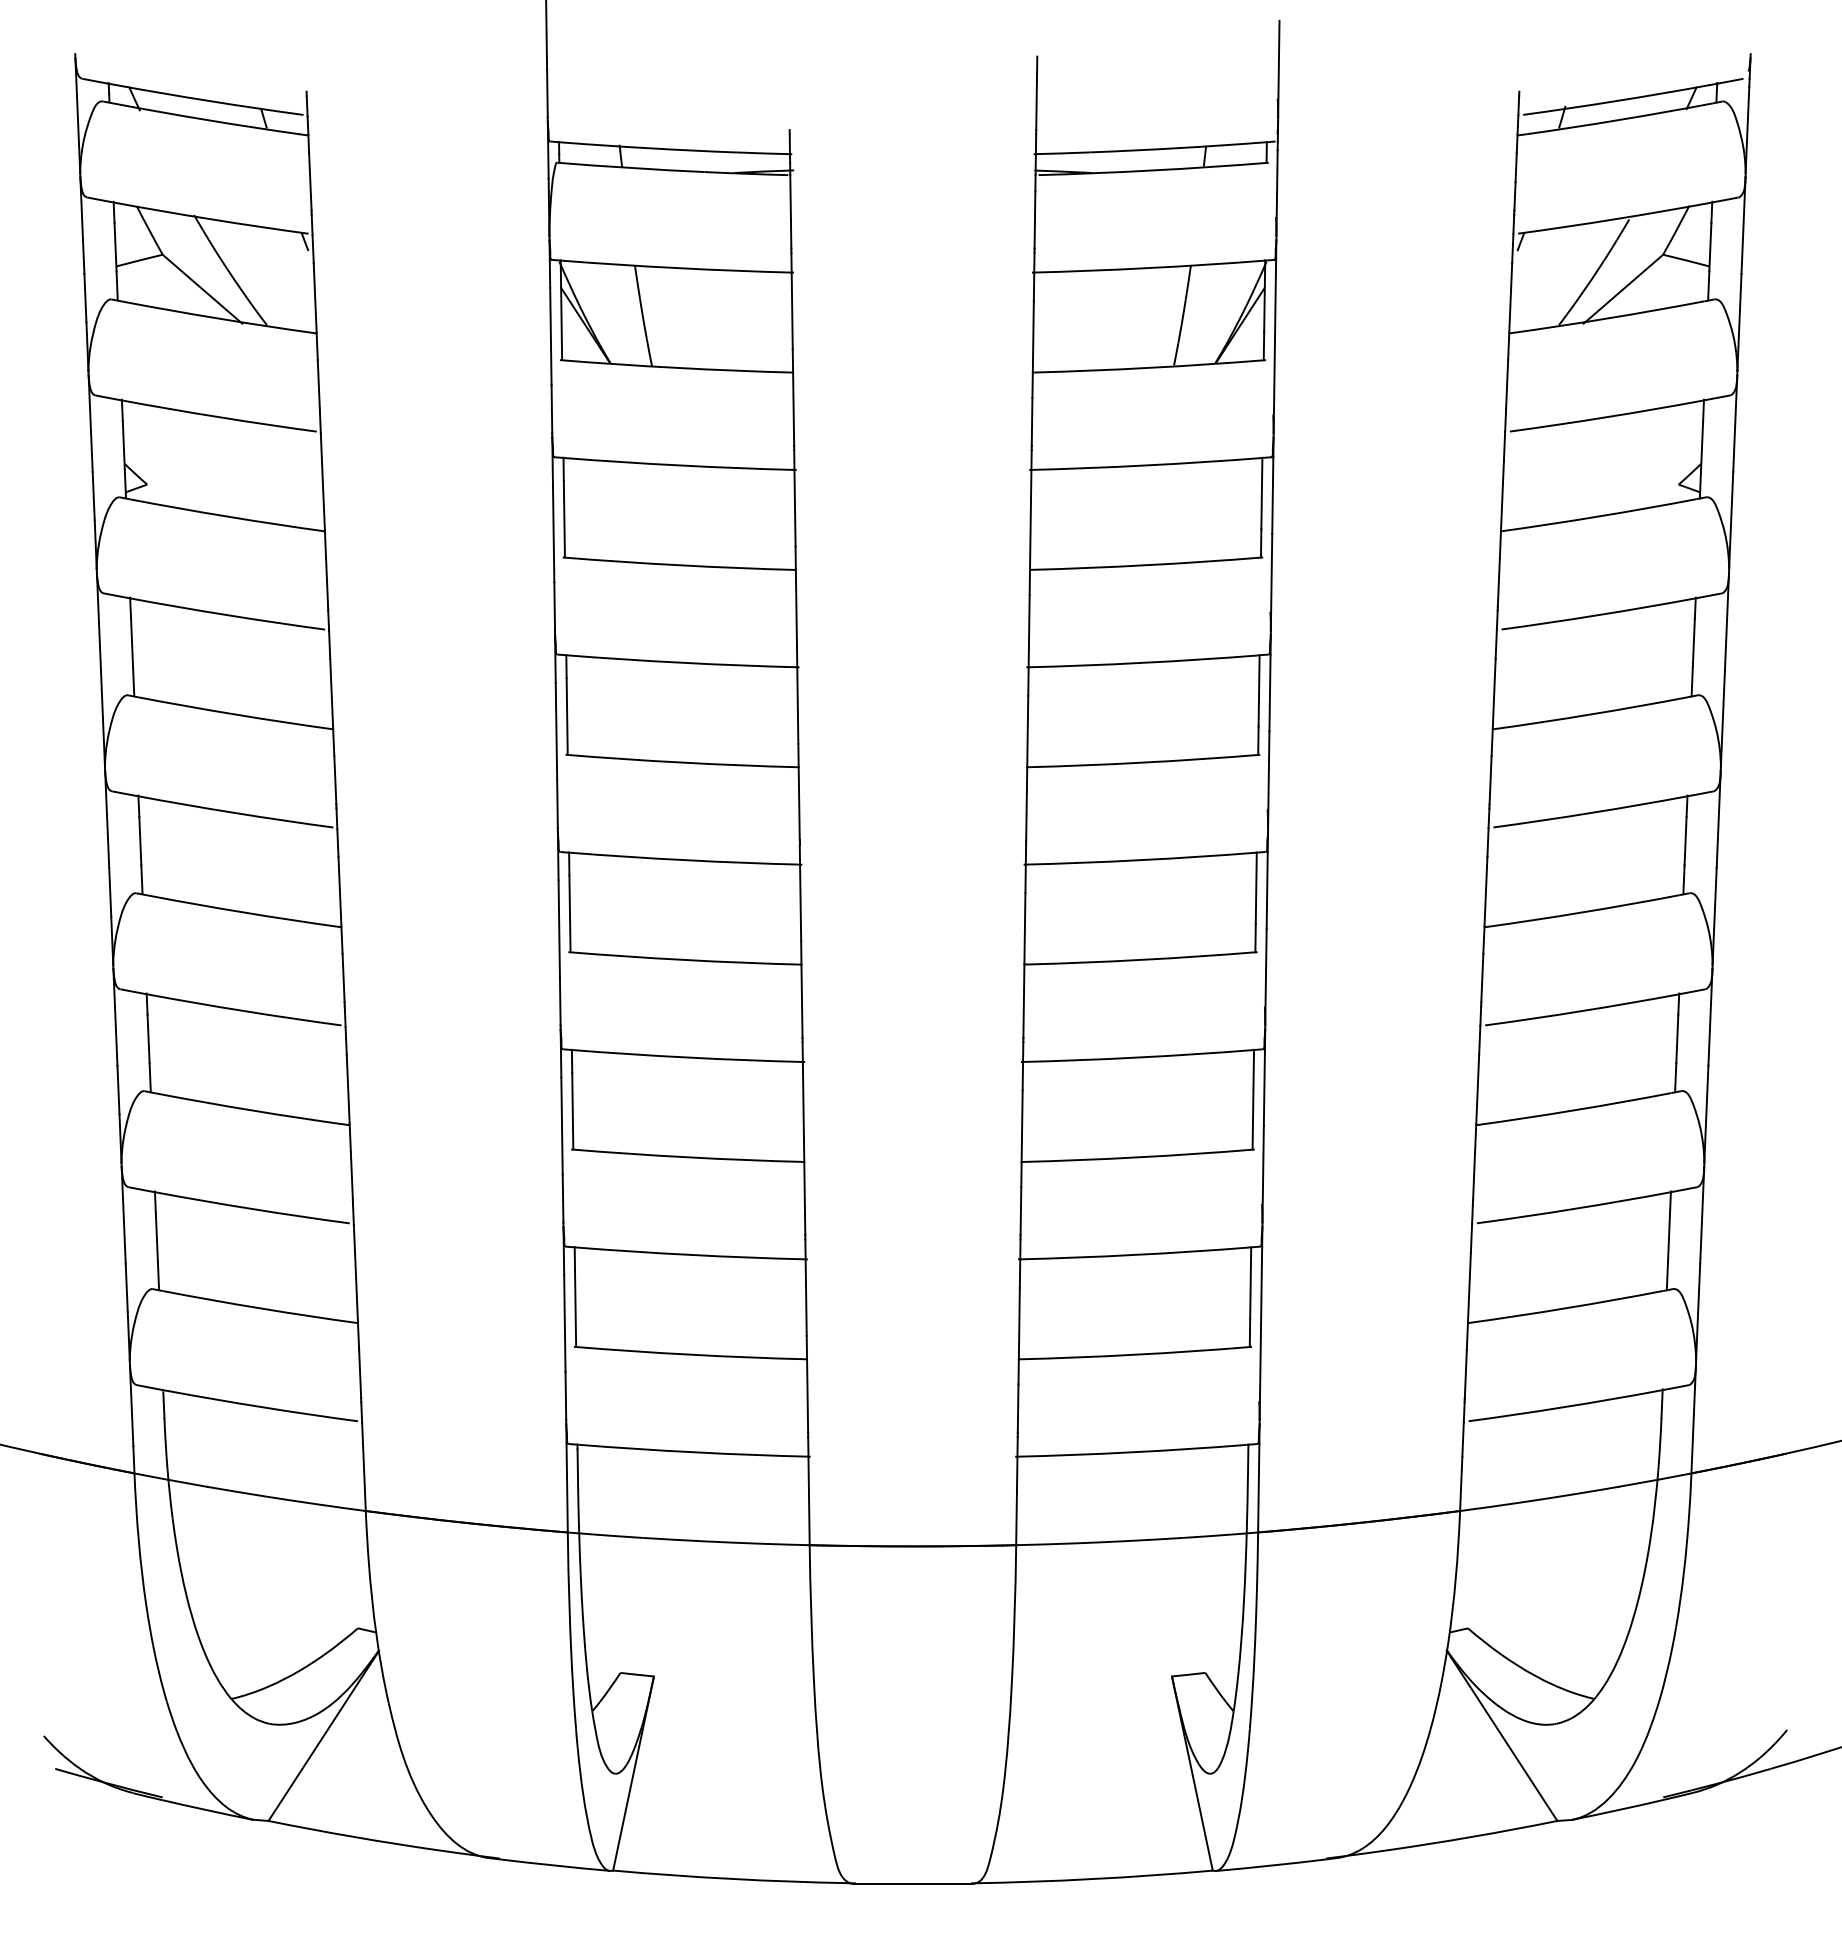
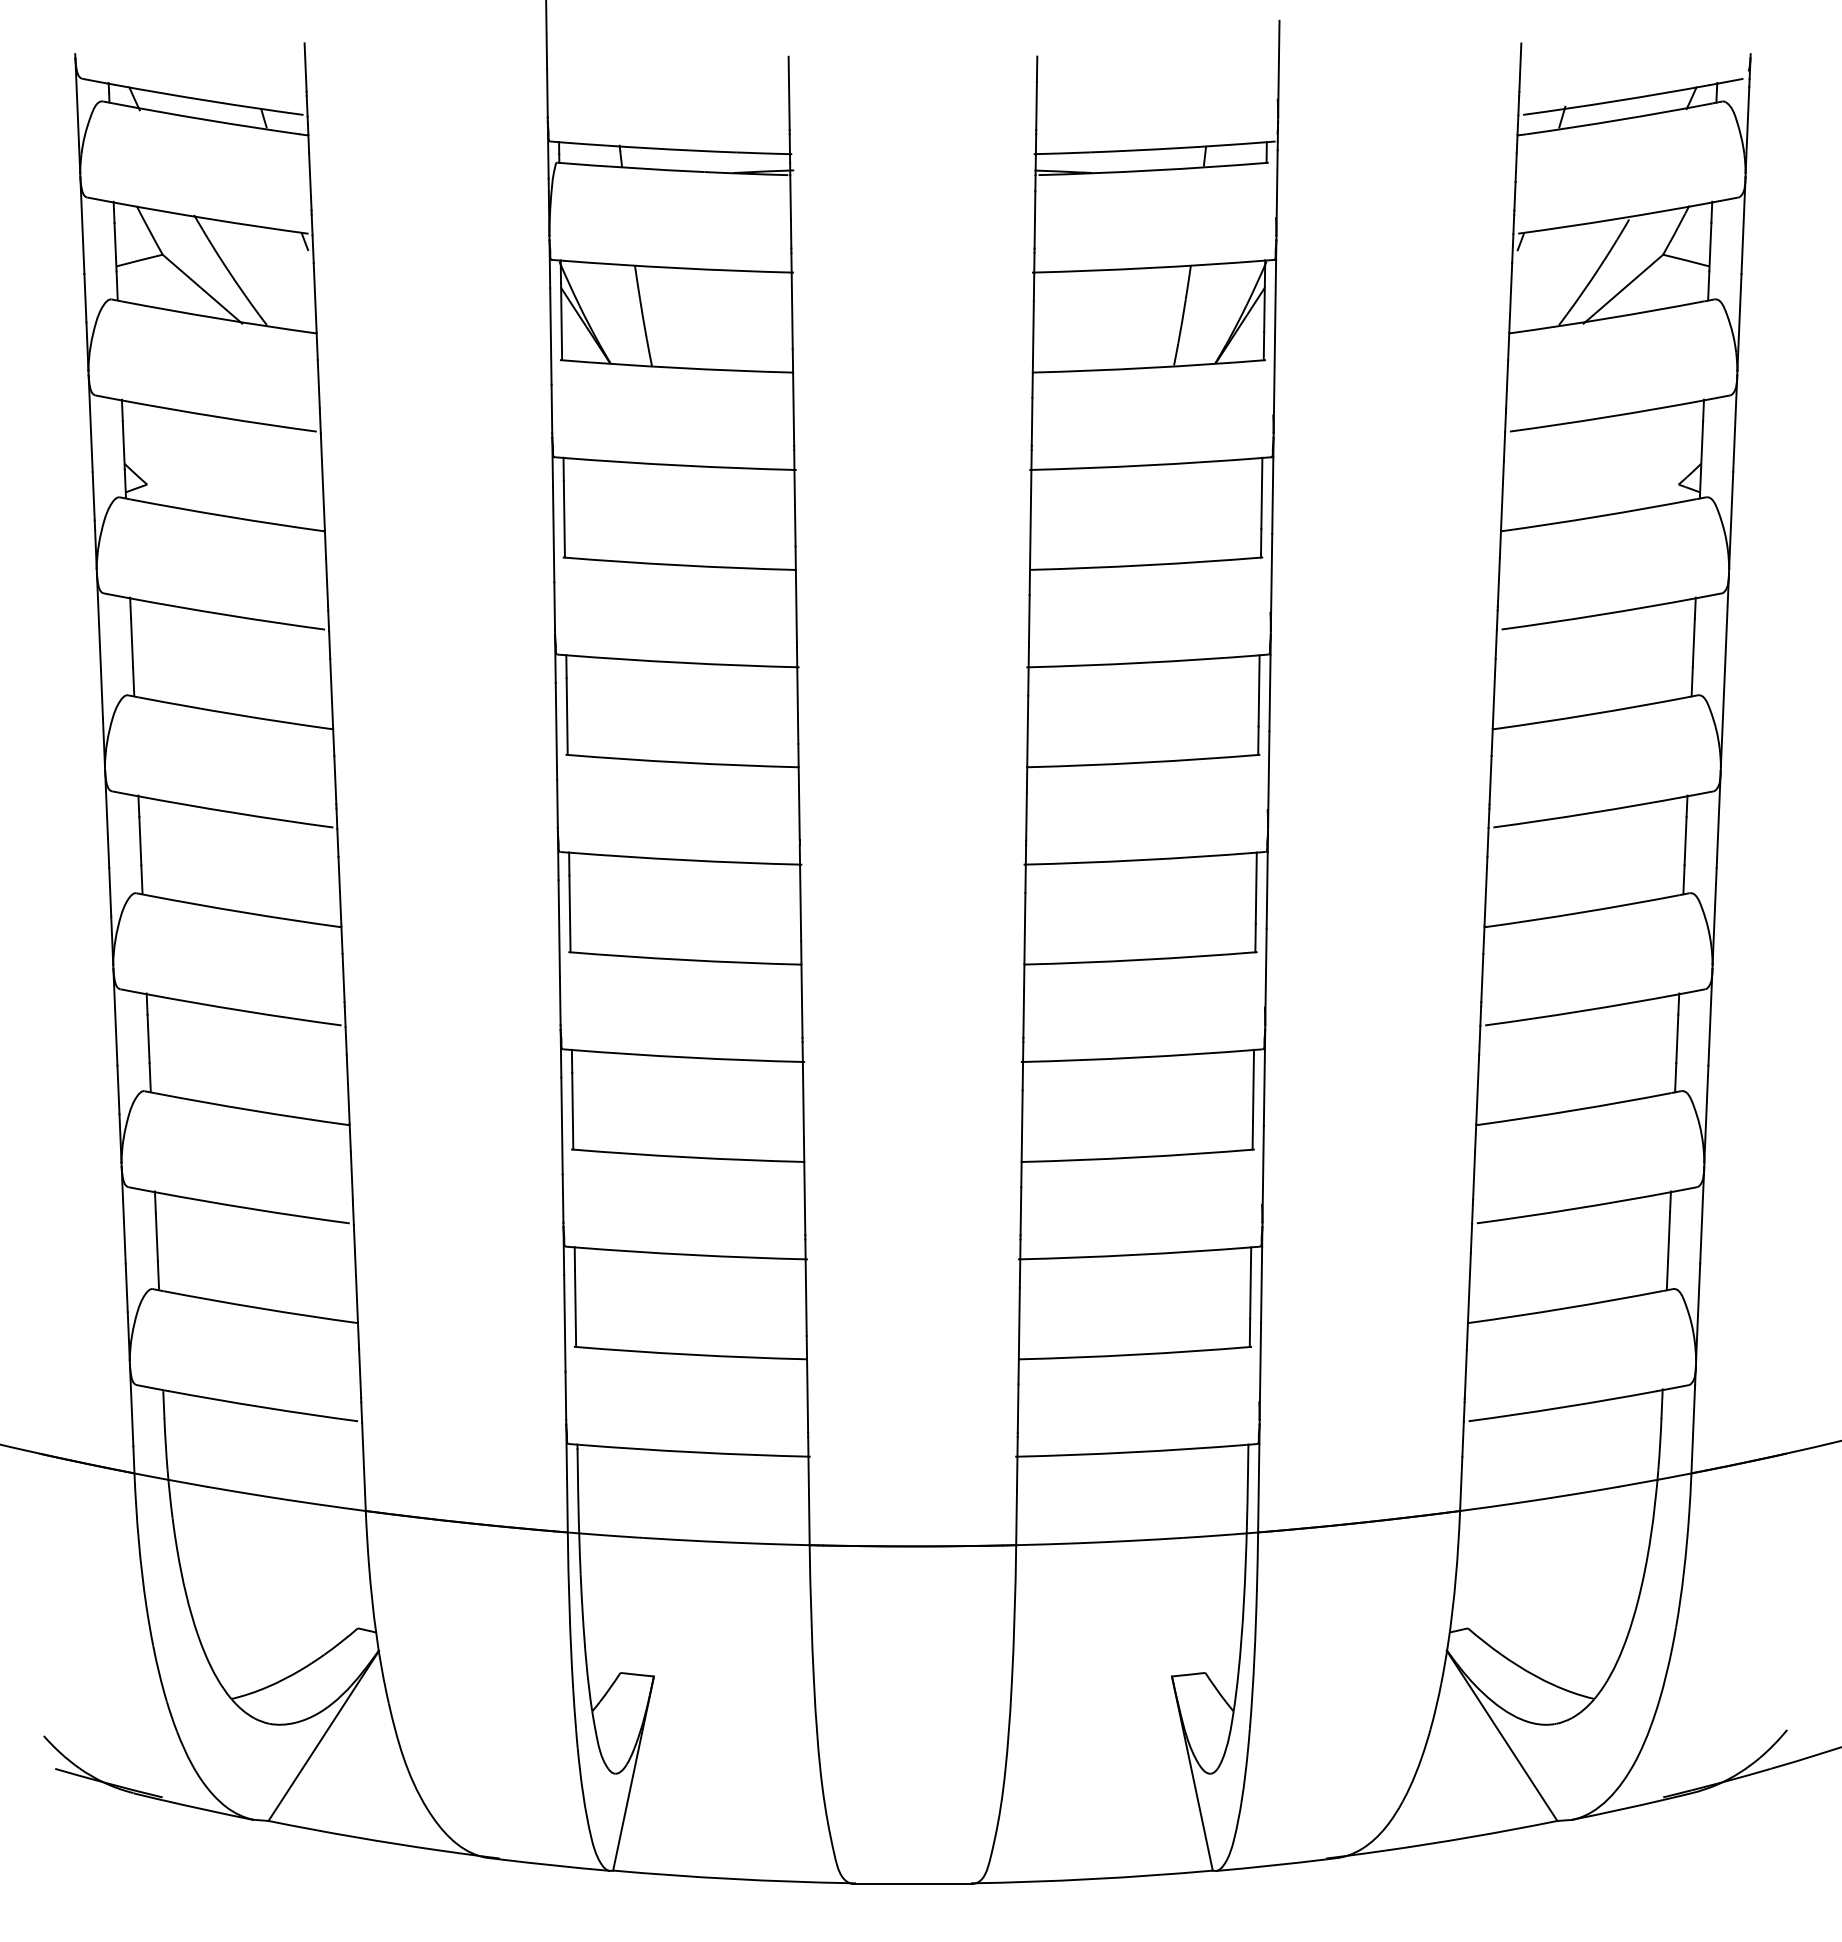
line: none -> present (305, 67)
line: none -> present (1520, 67)
line: none -> present (788, 93)
